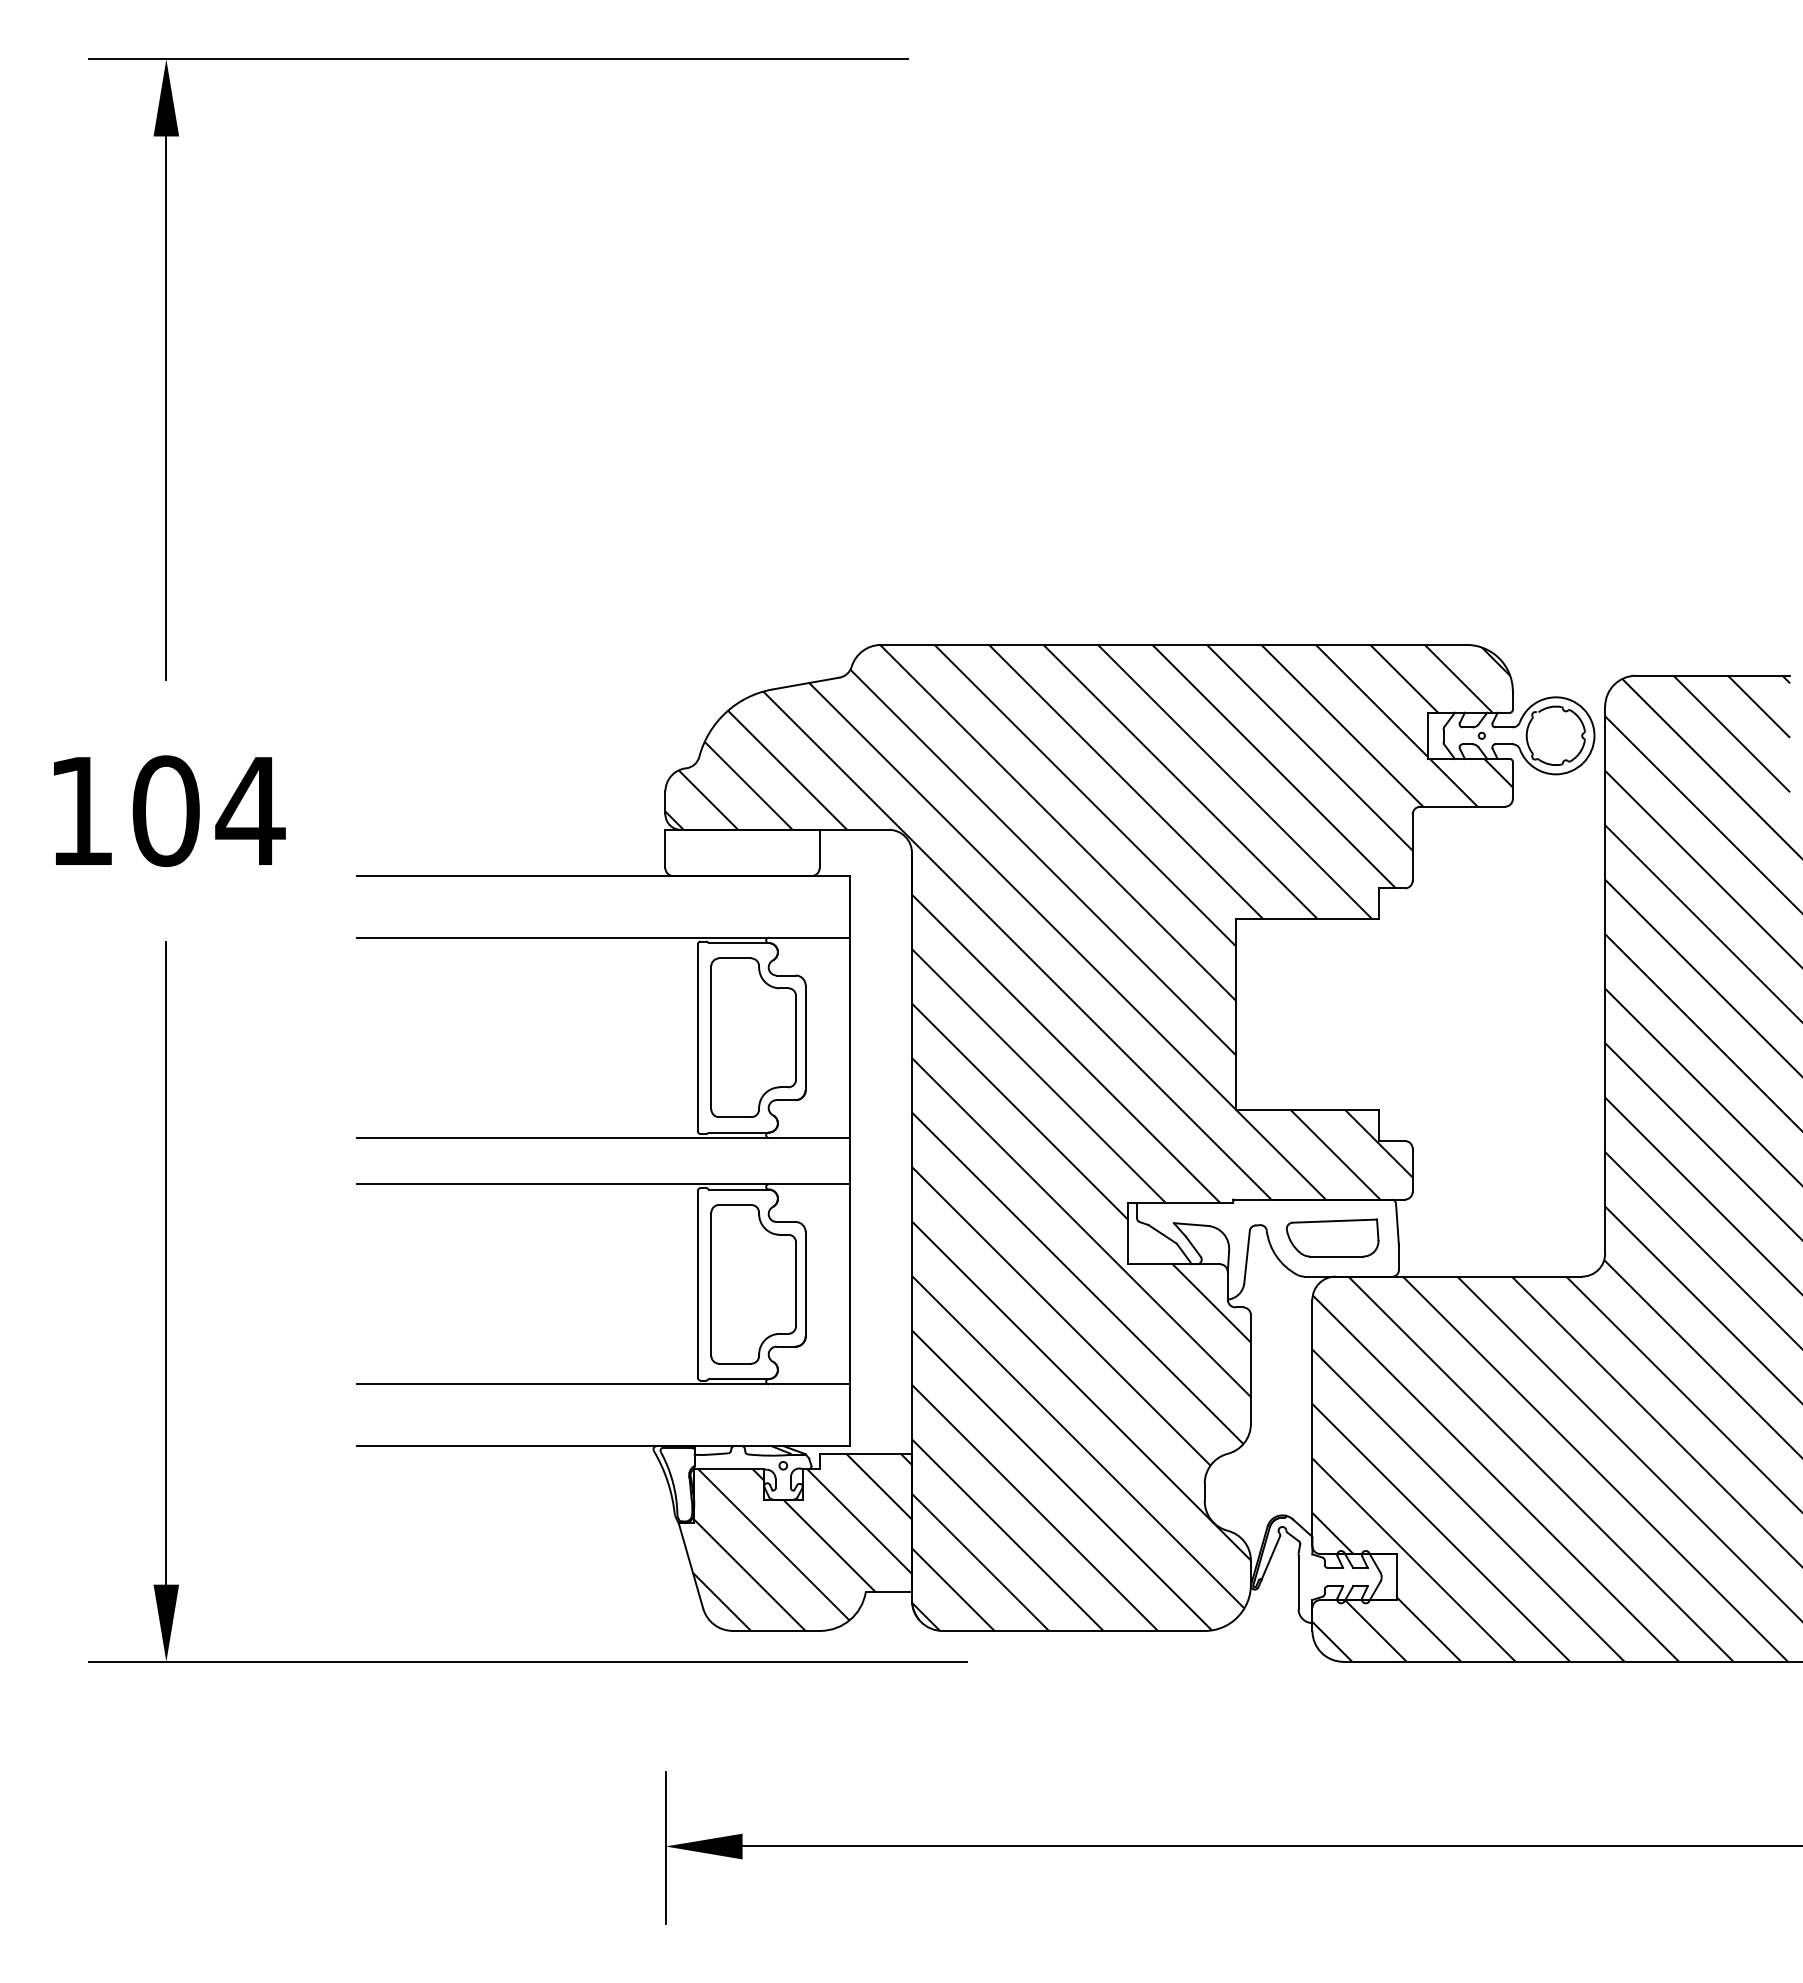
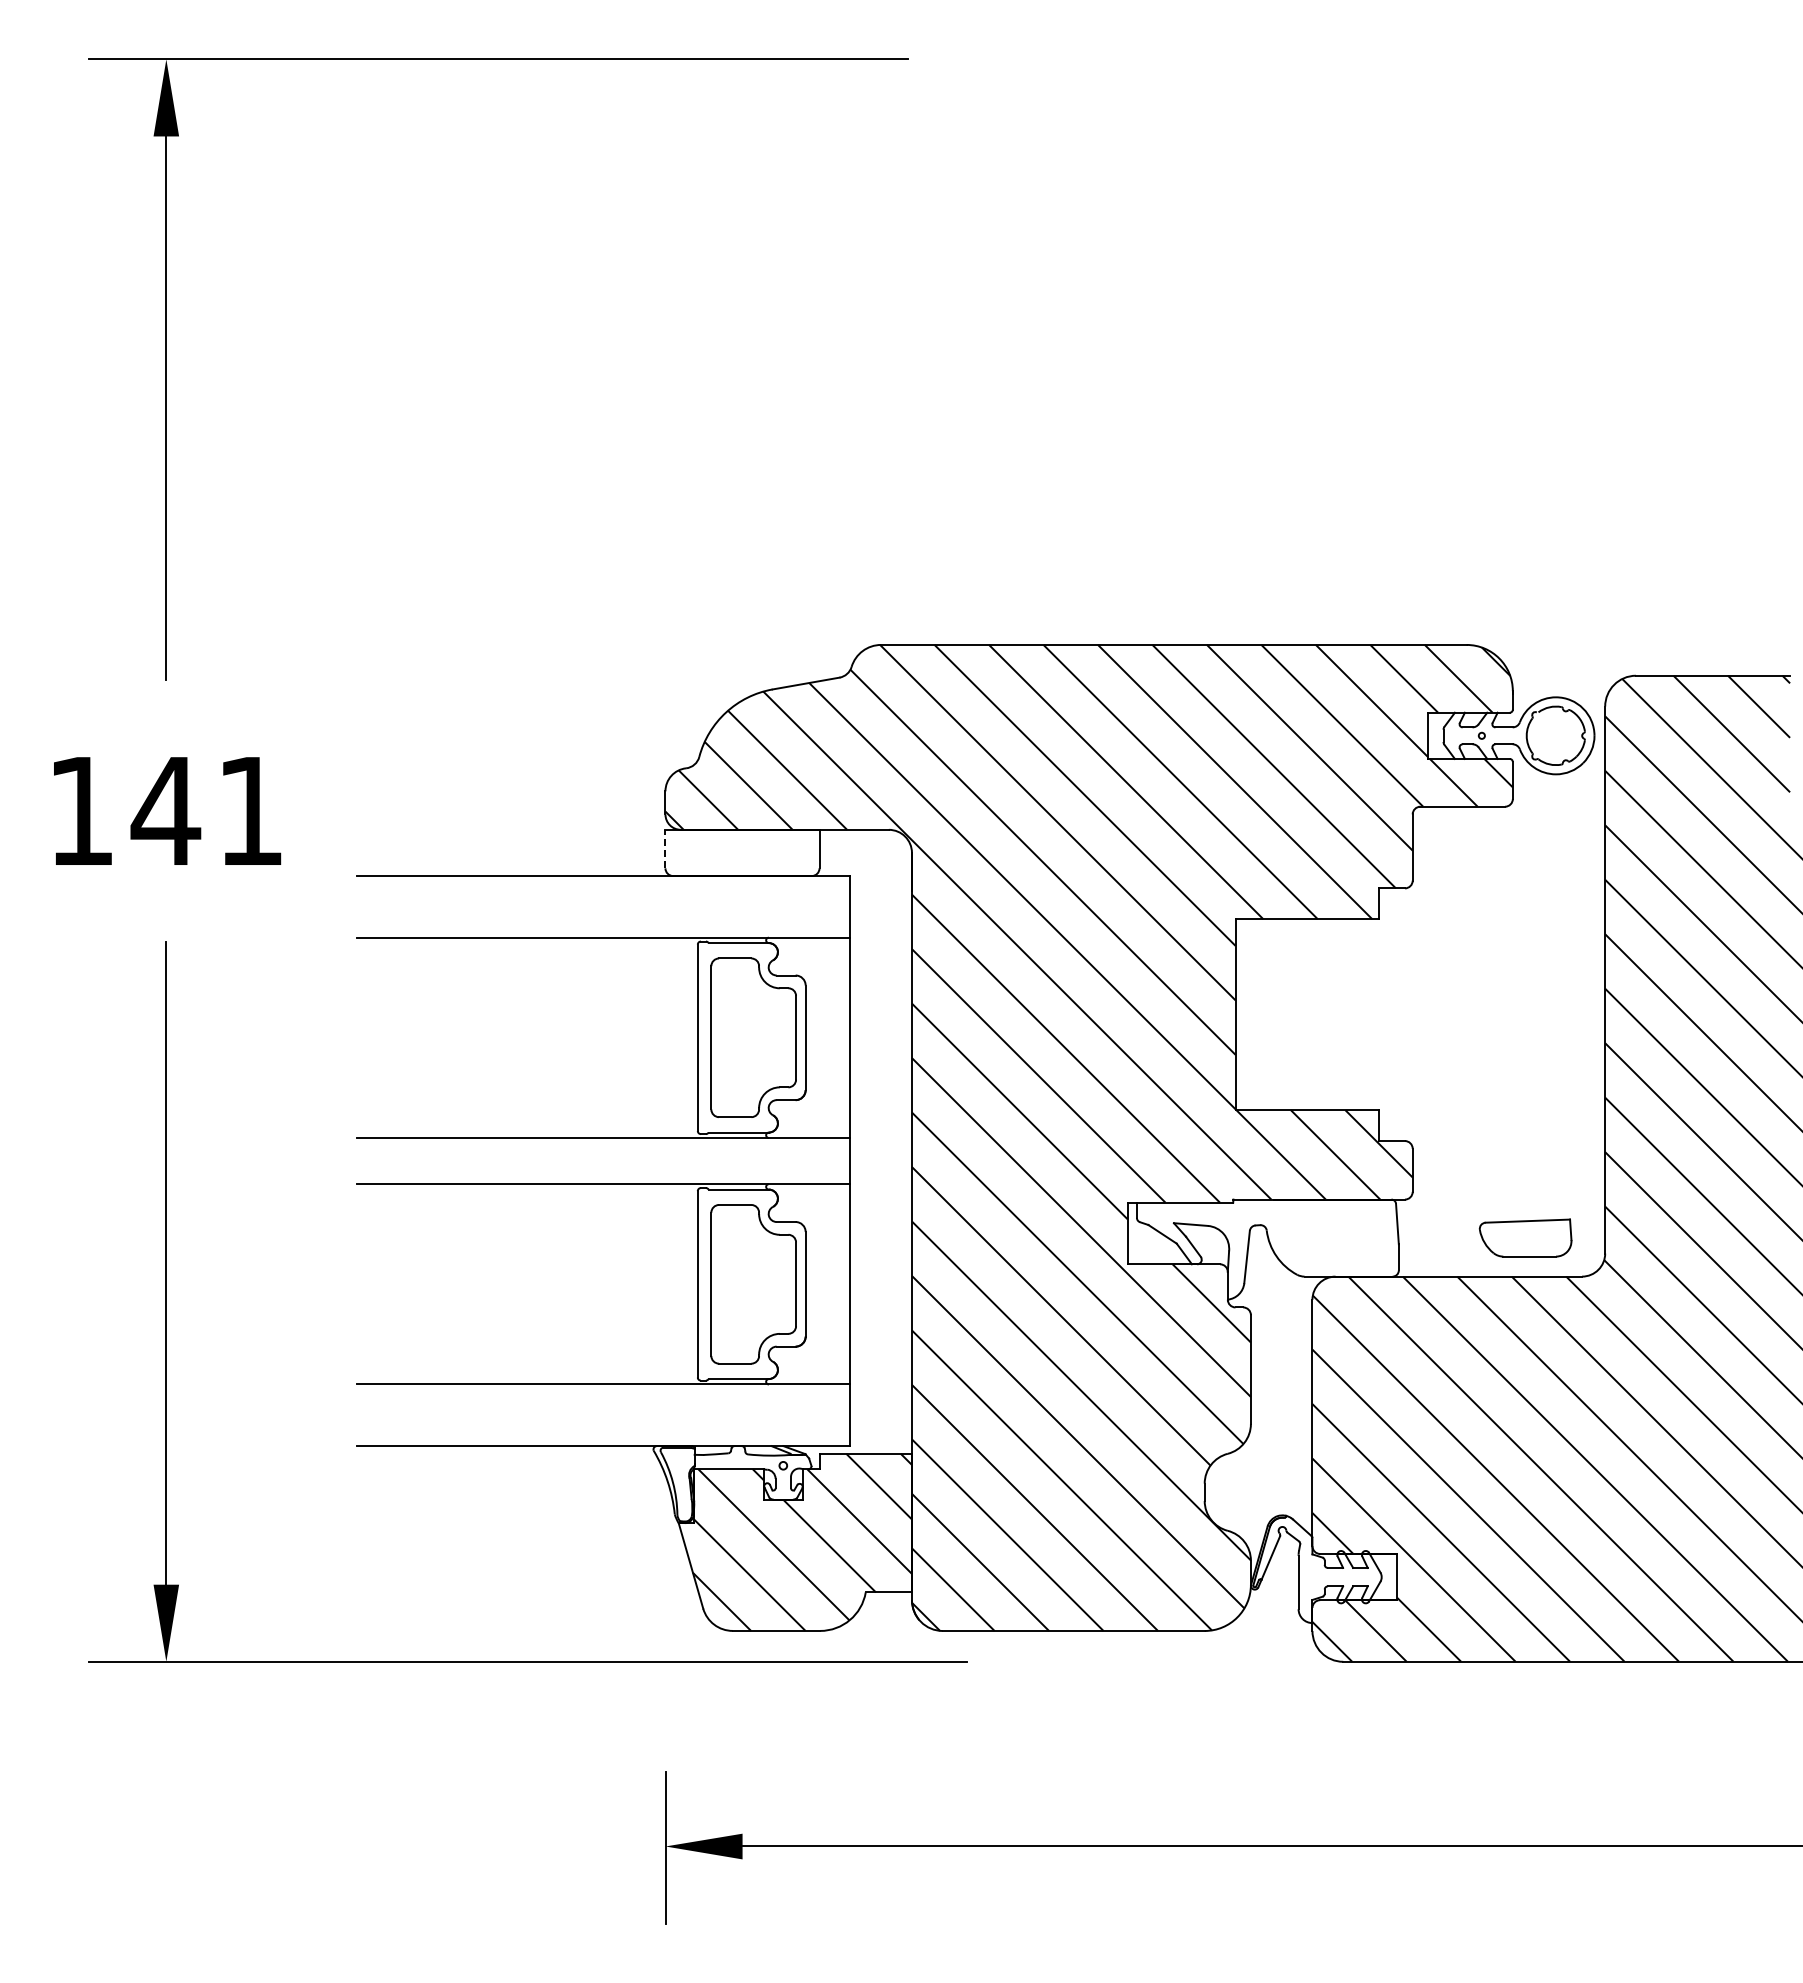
text: 104 -> 141 (207, 811)
line: solid -> dashed (665, 848)
part position: (1332, 1237) -> (1525, 1237) (1525, 1237)
